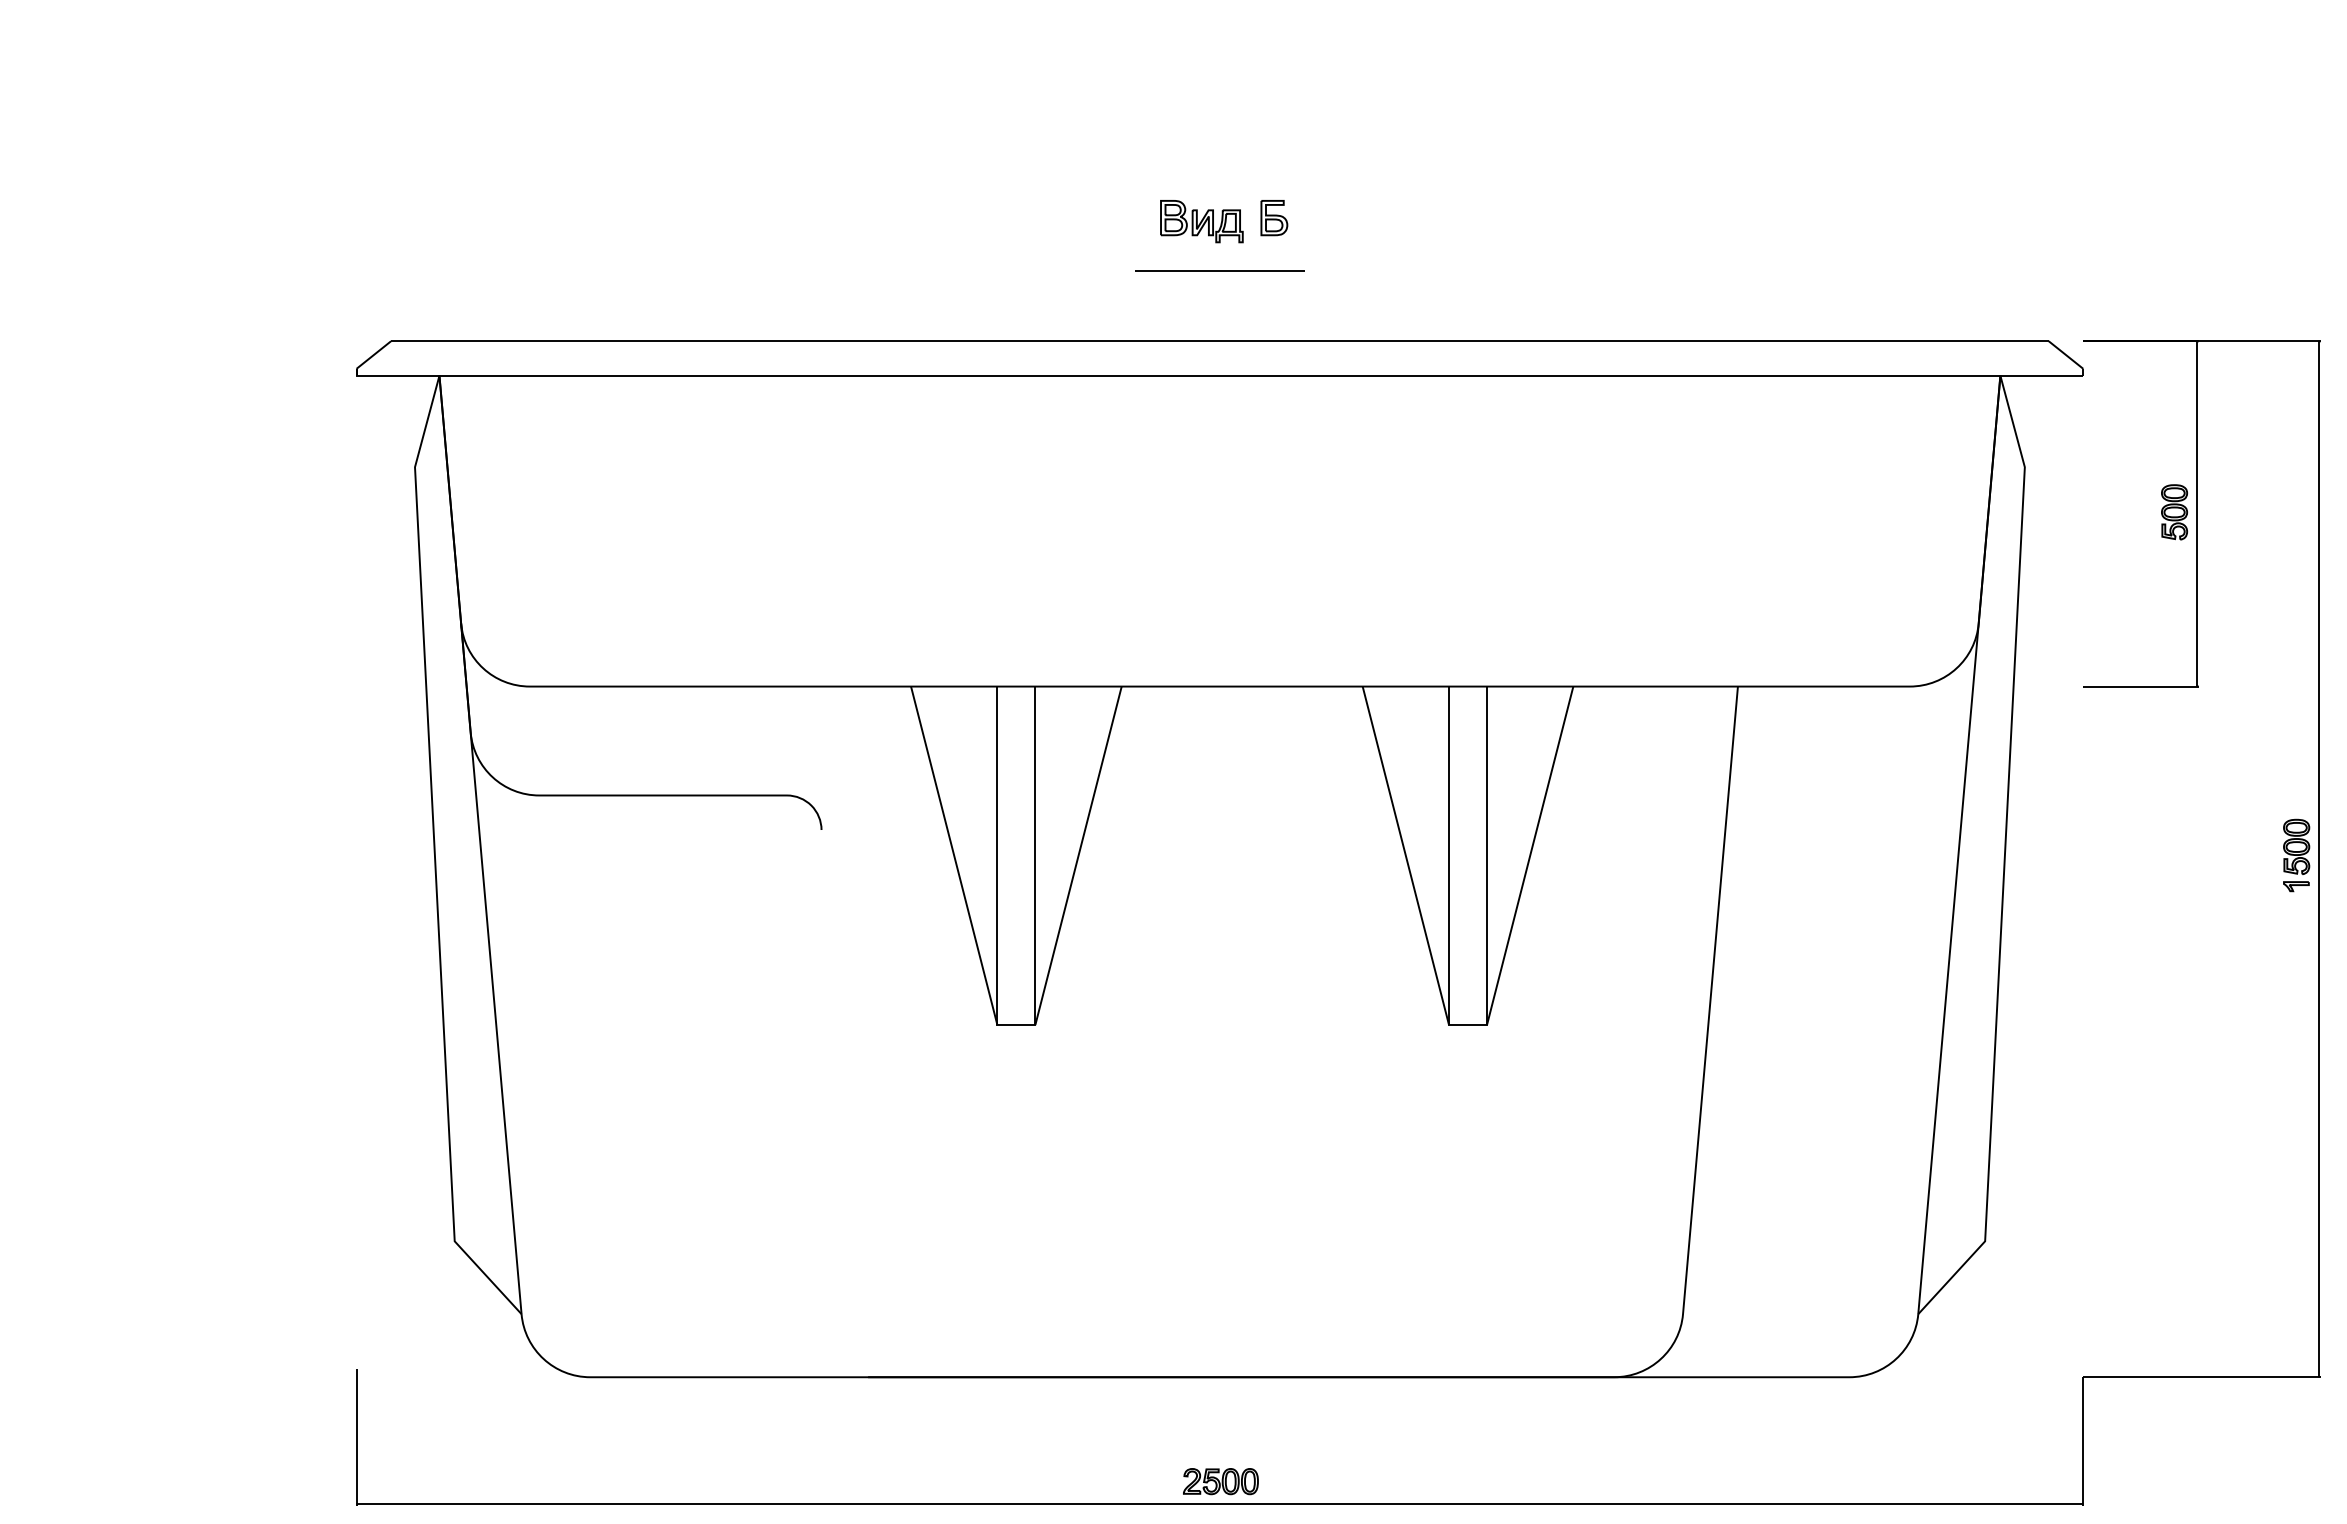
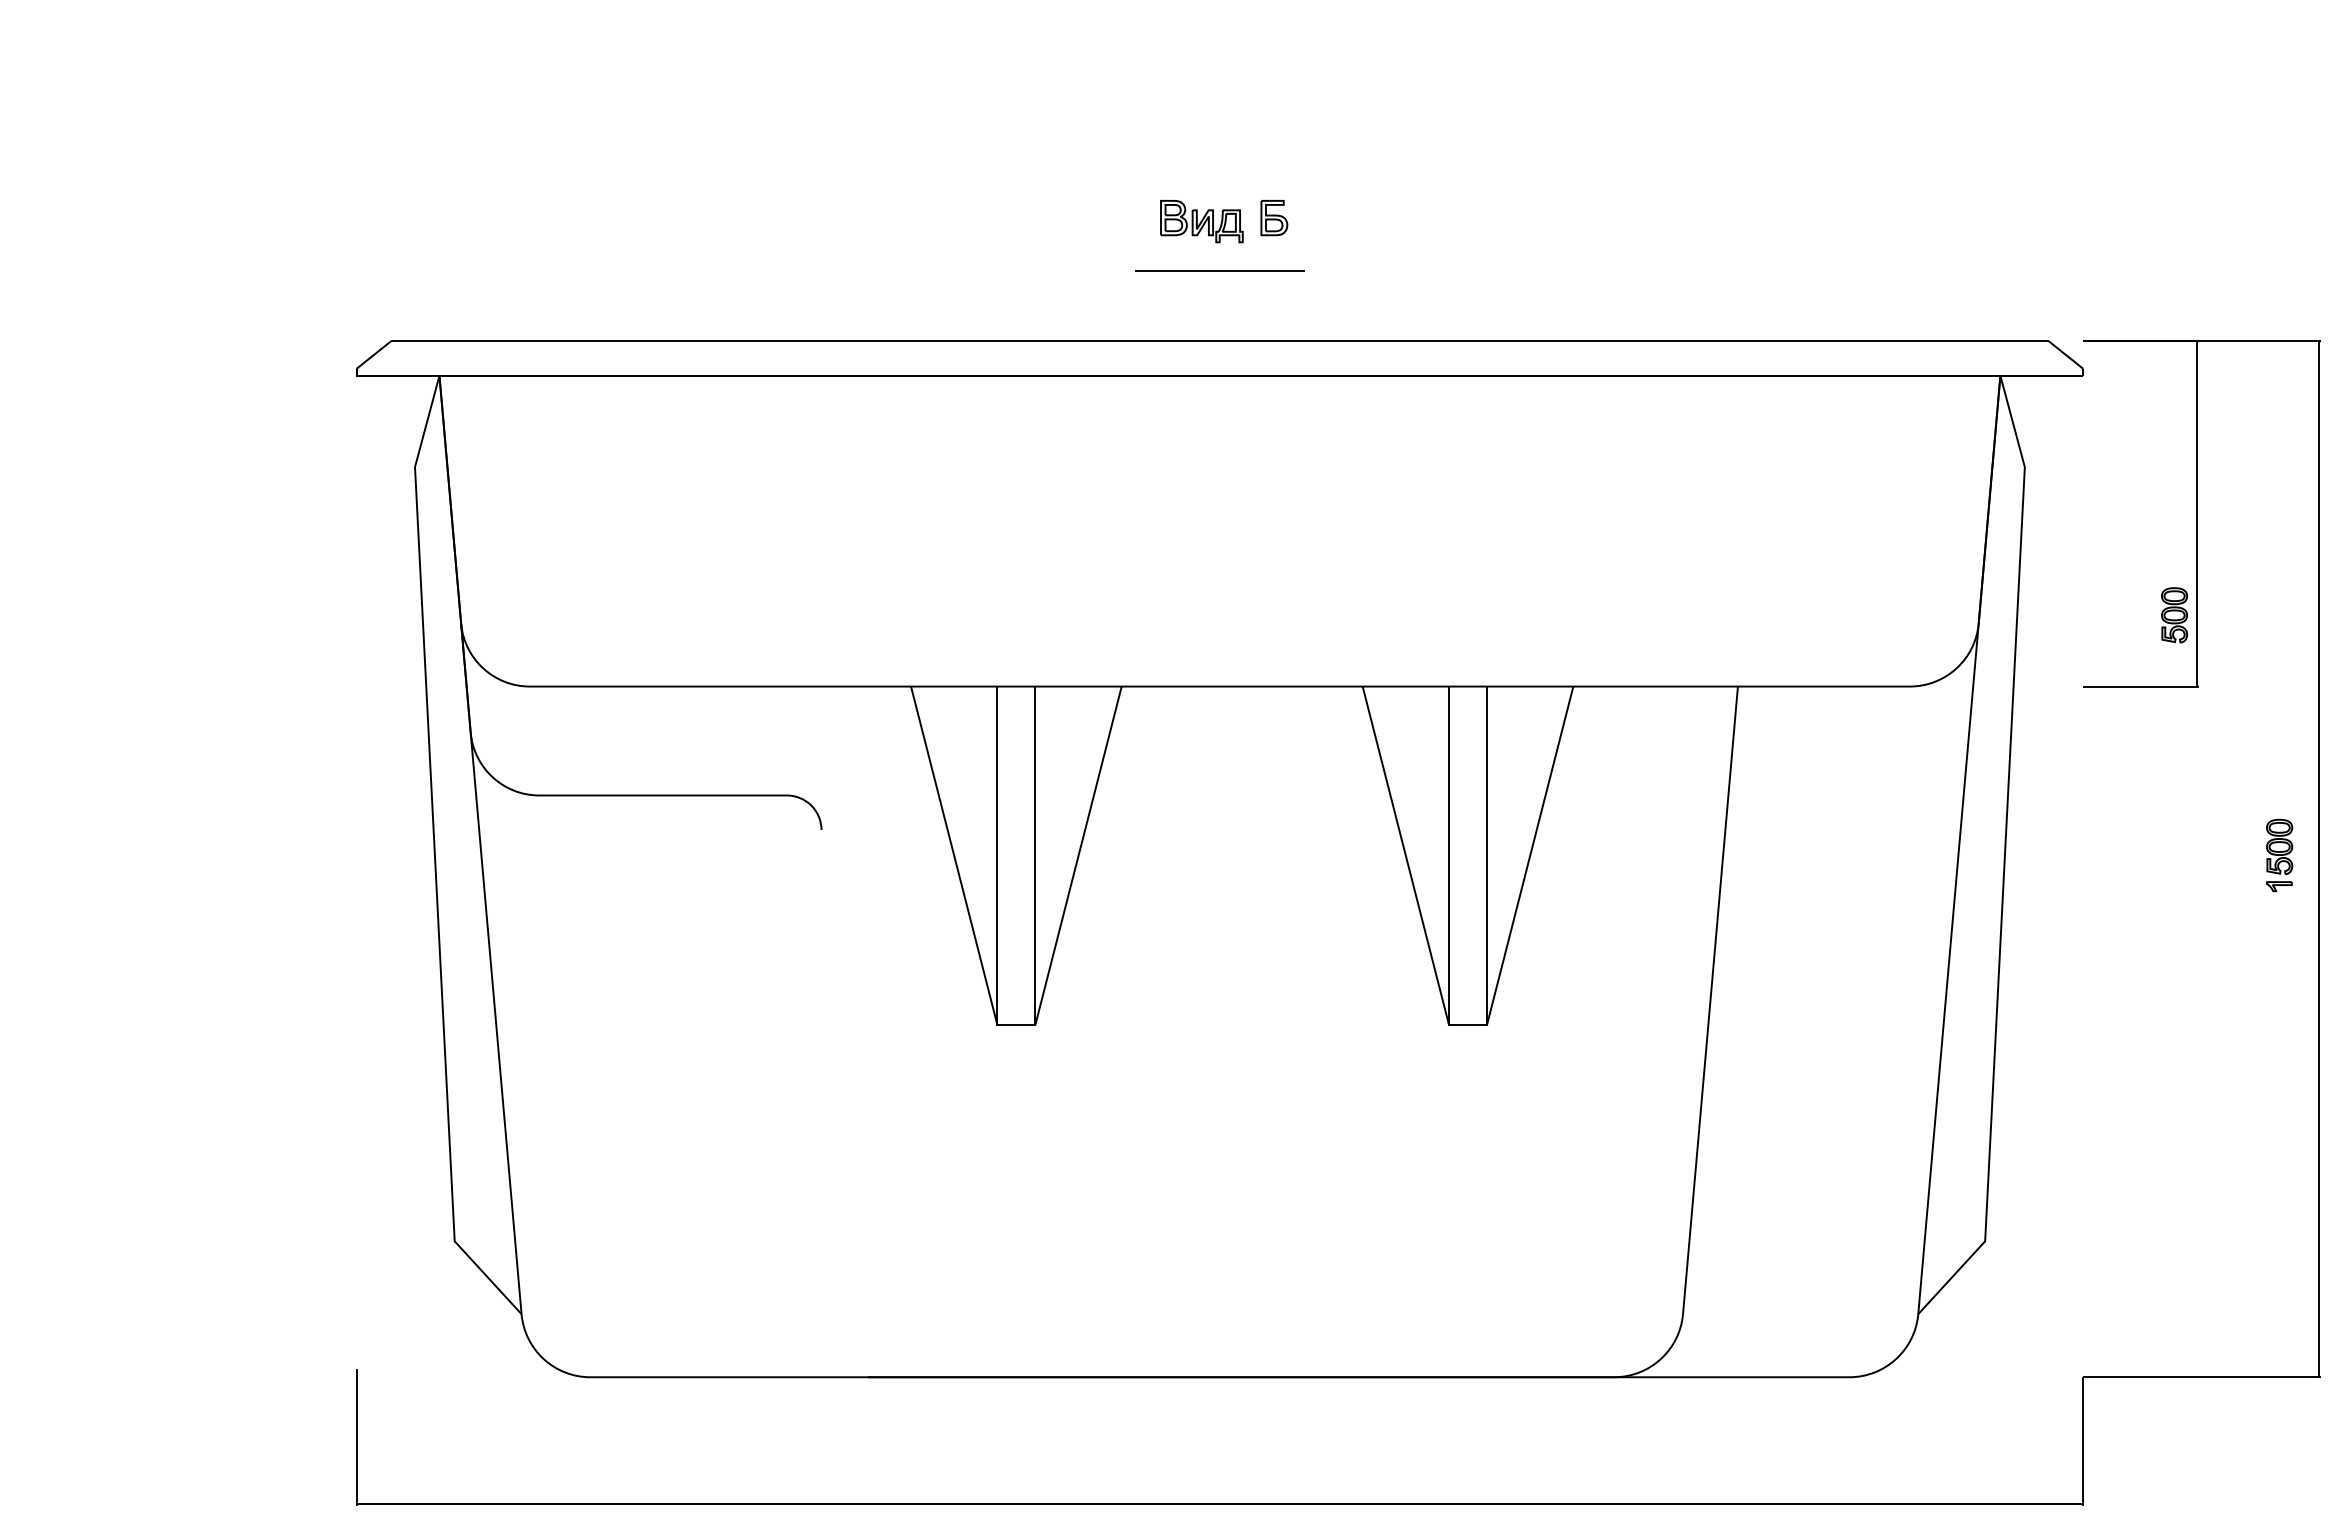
part position: (2174, 512) -> (2174, 615) (2174, 615)
part position: (2296, 855) -> (2279, 855) (2279, 855)
part: present -> none (1220, 1481)
